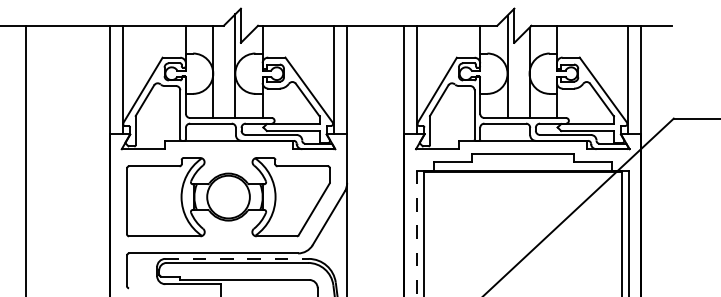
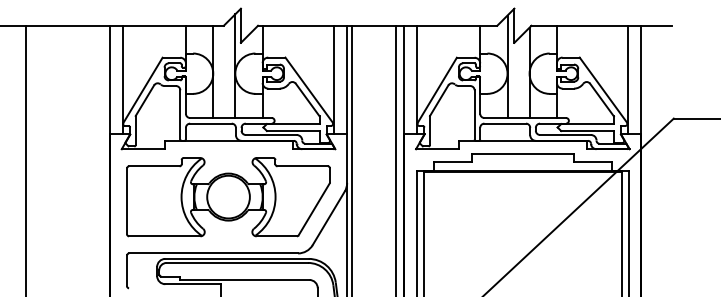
line: none -> present (352, 159)
line: none -> present (396, 159)
line: dashed -> solid (416, 233)
line: dashed -> solid (237, 258)
